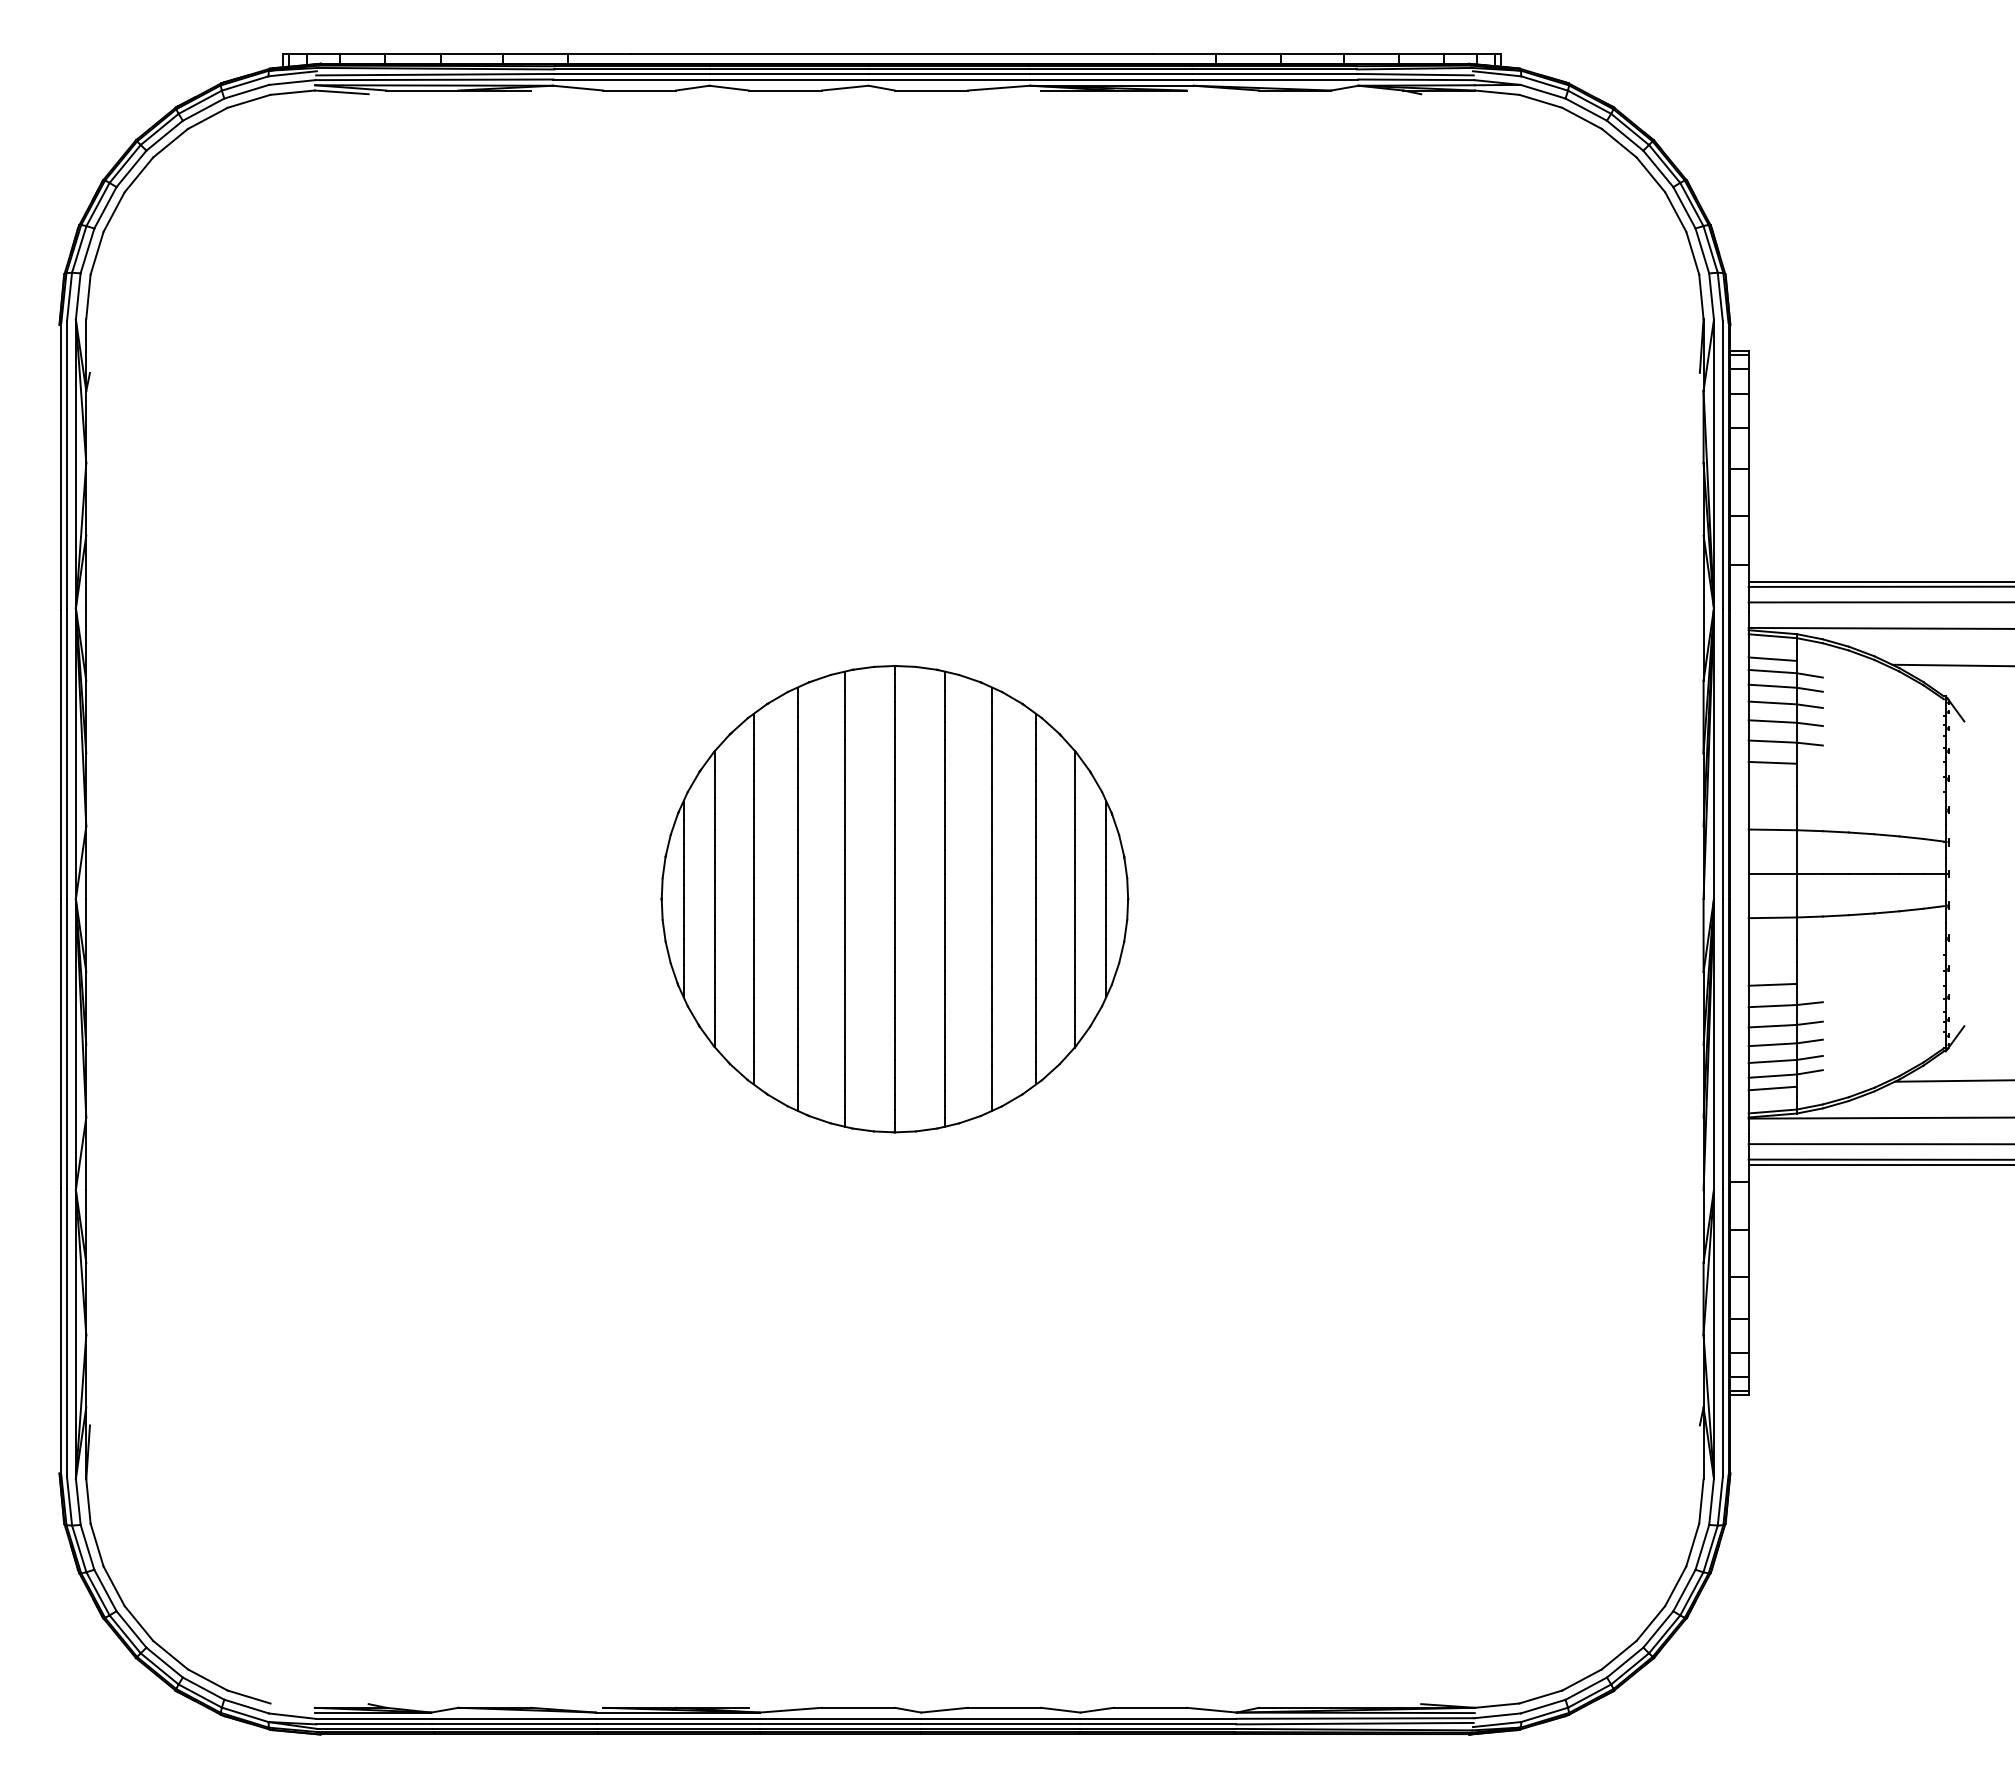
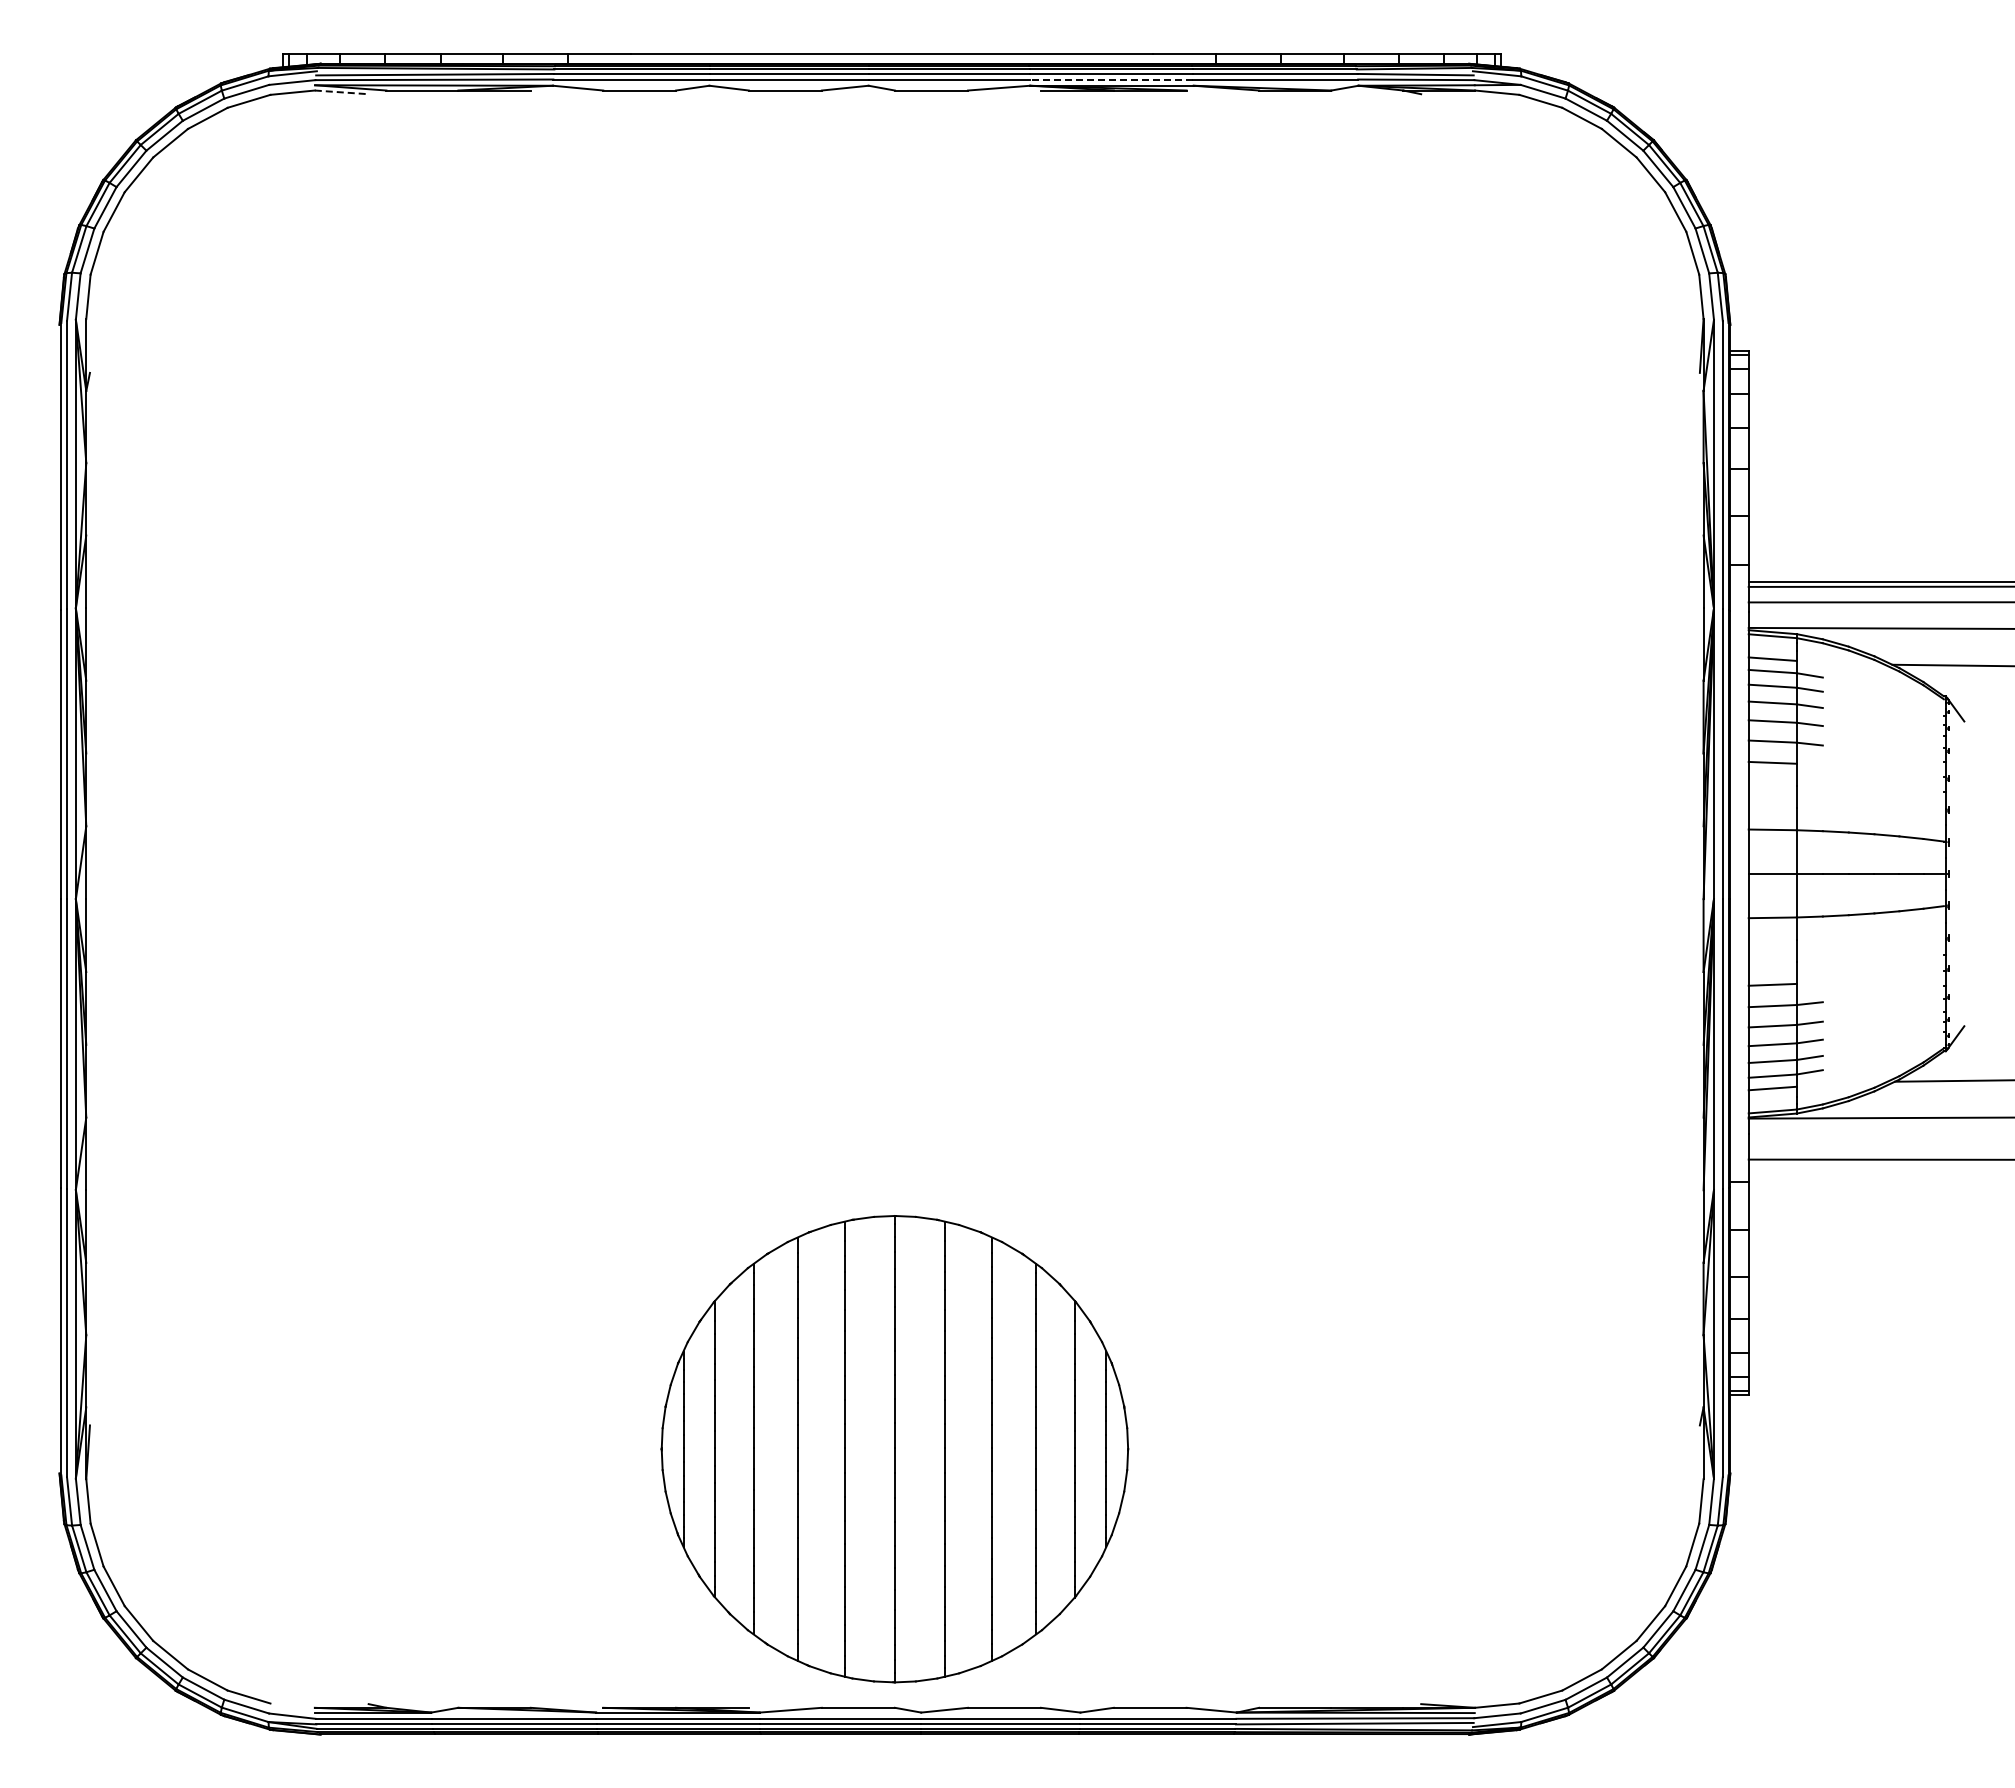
line: solid -> dashed (1111, 79)
line: solid -> dashed (341, 92)
part position: (894, 899) -> (894, 1449) (894, 1449)
line: present -> none (1879, 1144)
line: present -> none (1879, 1164)
